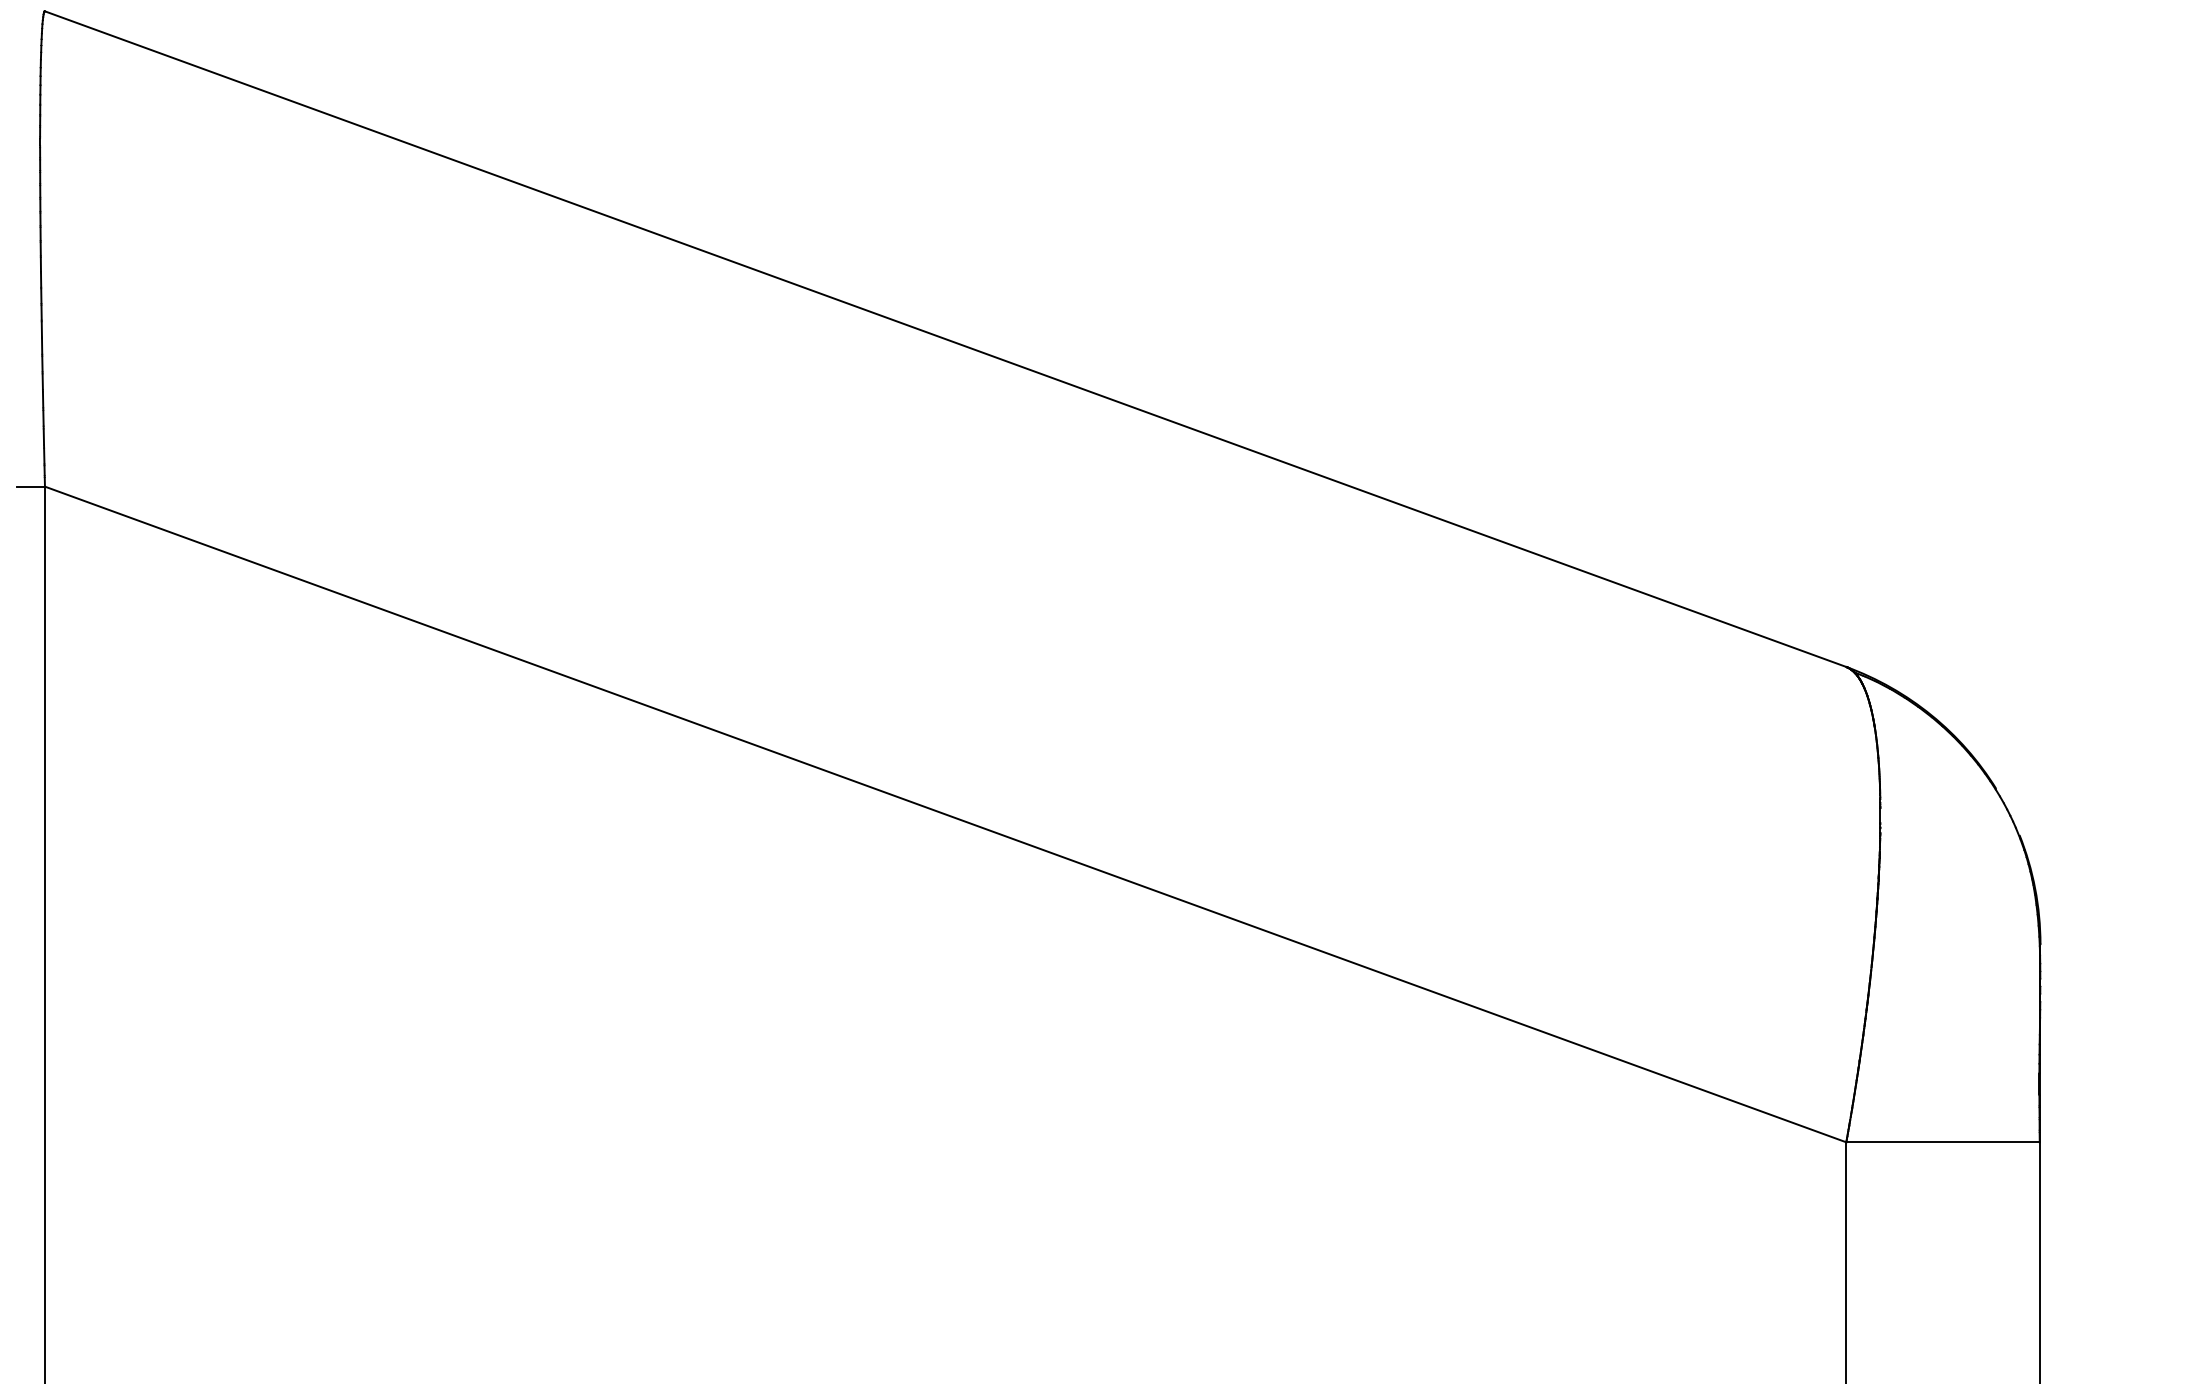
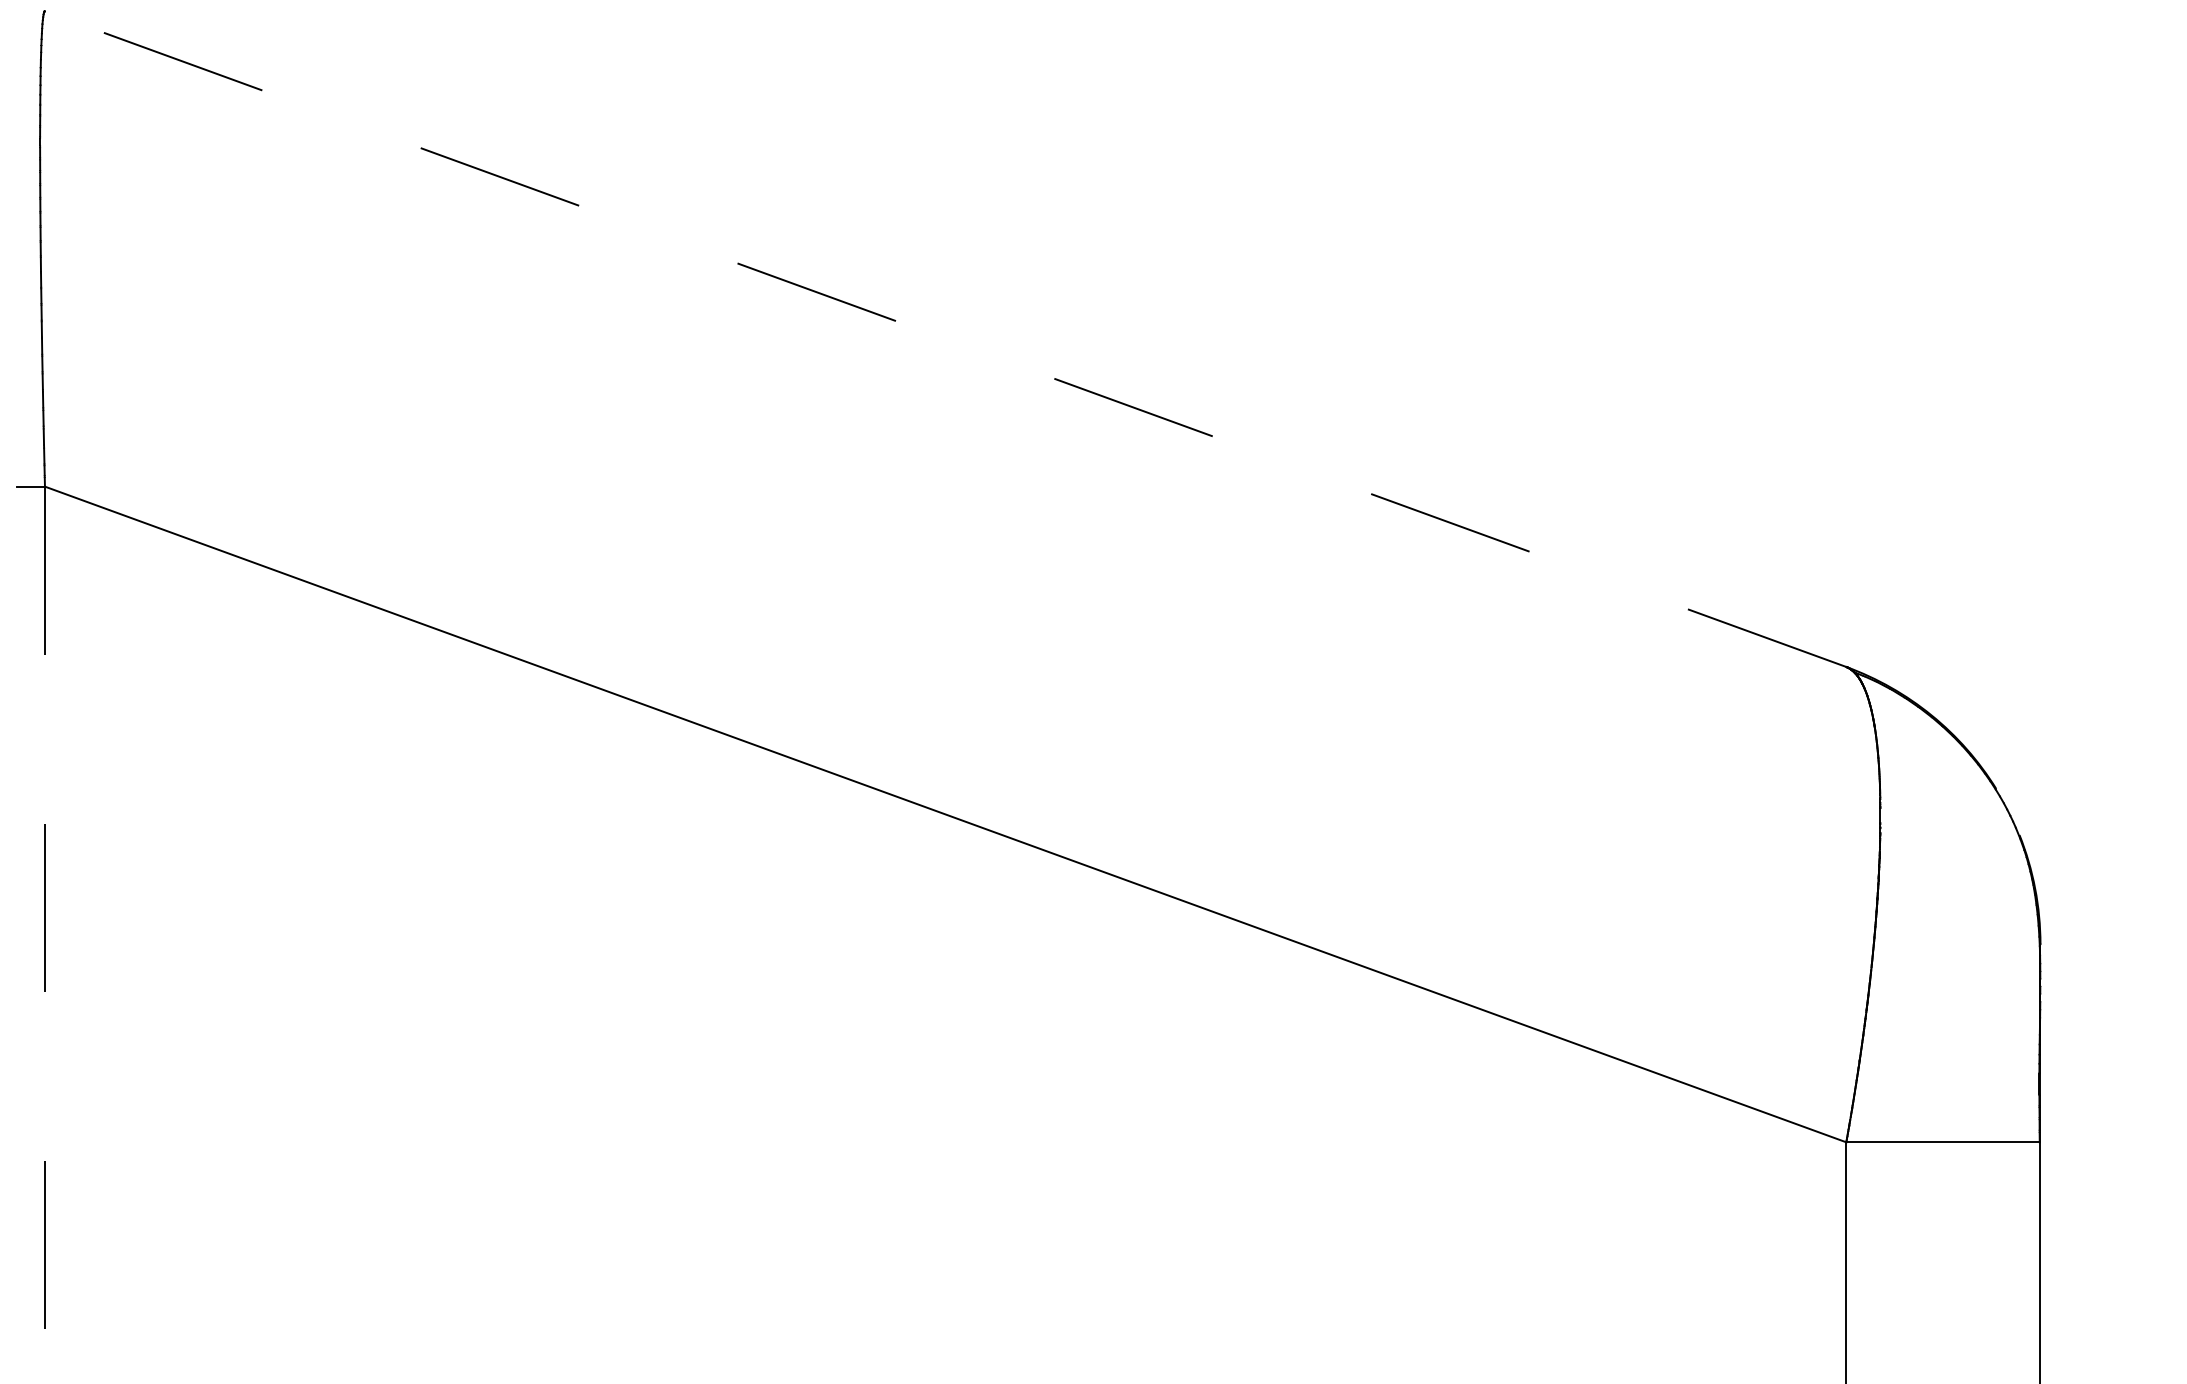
line: solid -> dashed (945, 338)
line: solid -> dashed (44, 935)
